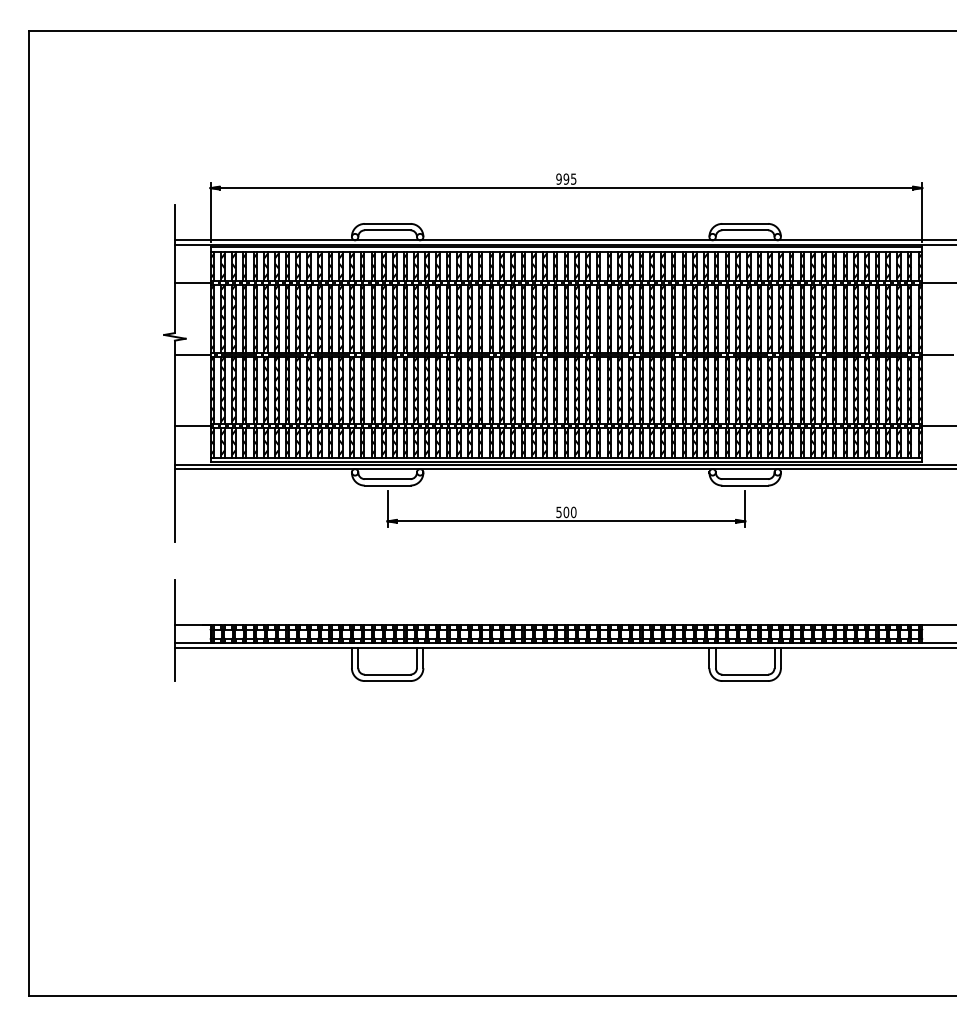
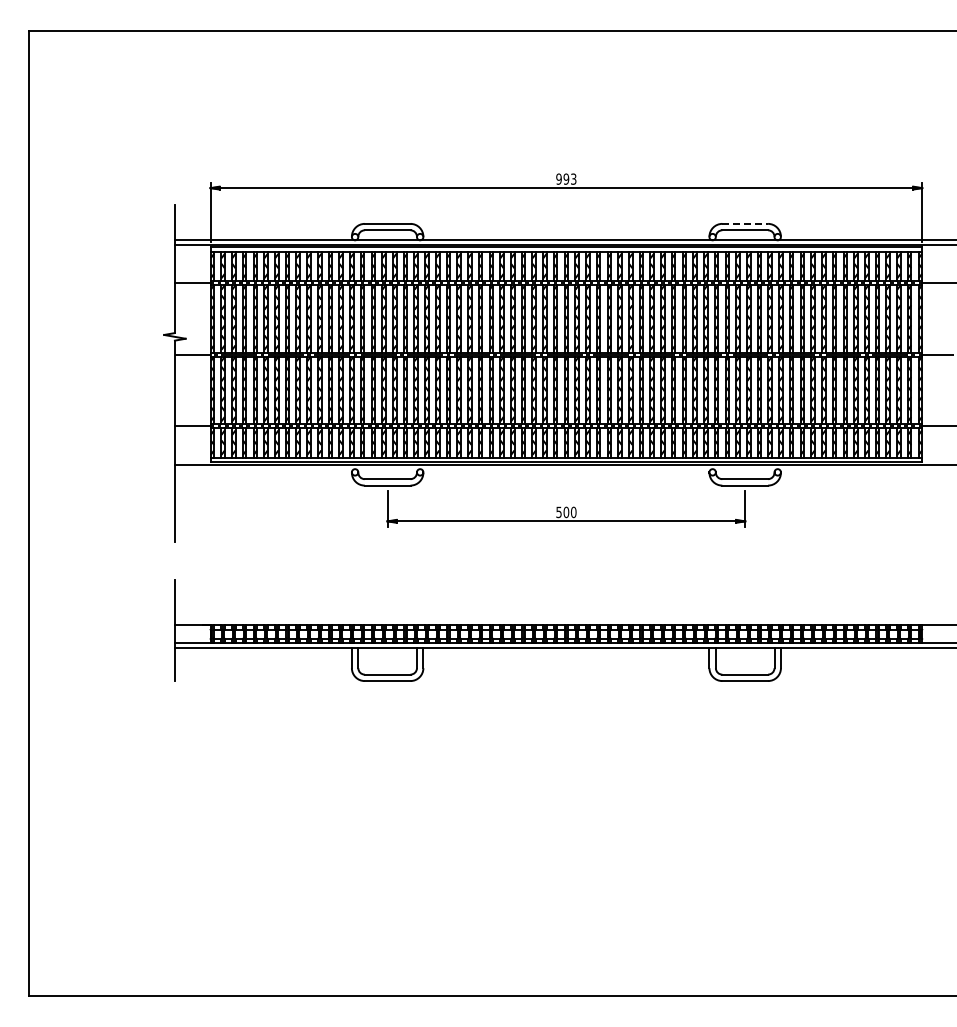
text: 995 -> 993 (573, 178)
line: solid -> dashed (745, 223)
line: present -> none (563, 469)
